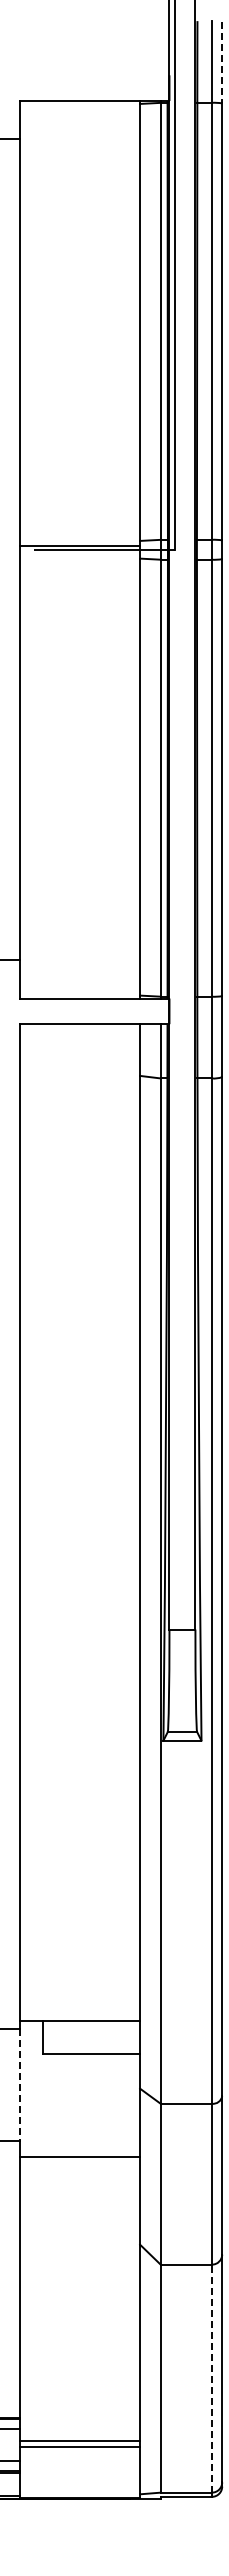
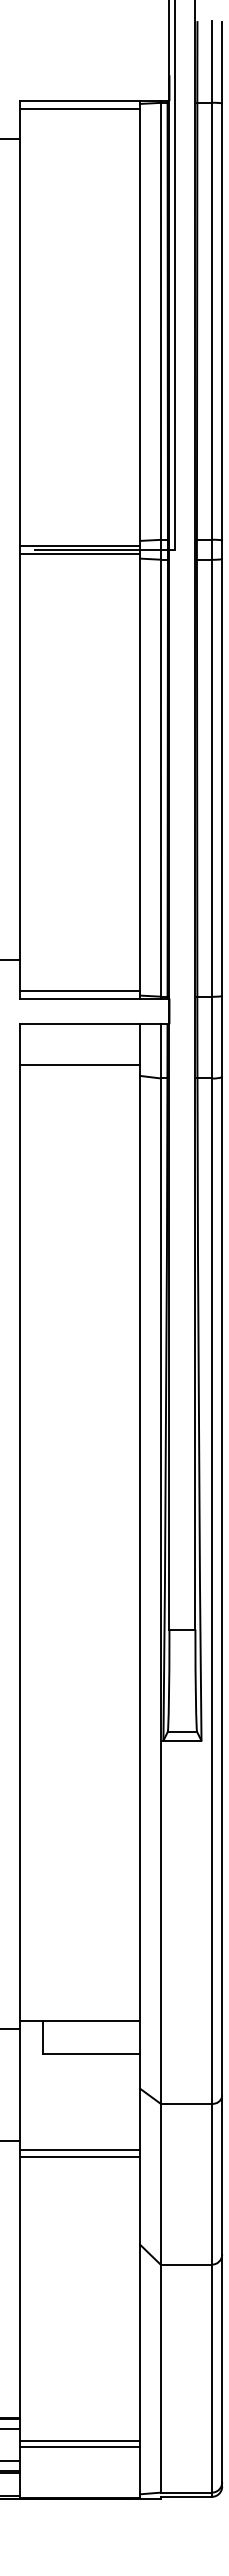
line: dashed -> solid (222, 62)
line: none -> present (79, 108)
line: none -> present (79, 553)
line: none -> present (79, 990)
line: none -> present (79, 1064)
line: dashed -> solid (19, 2085)
line: none -> present (79, 2150)
line: dashed -> solid (211, 2378)
